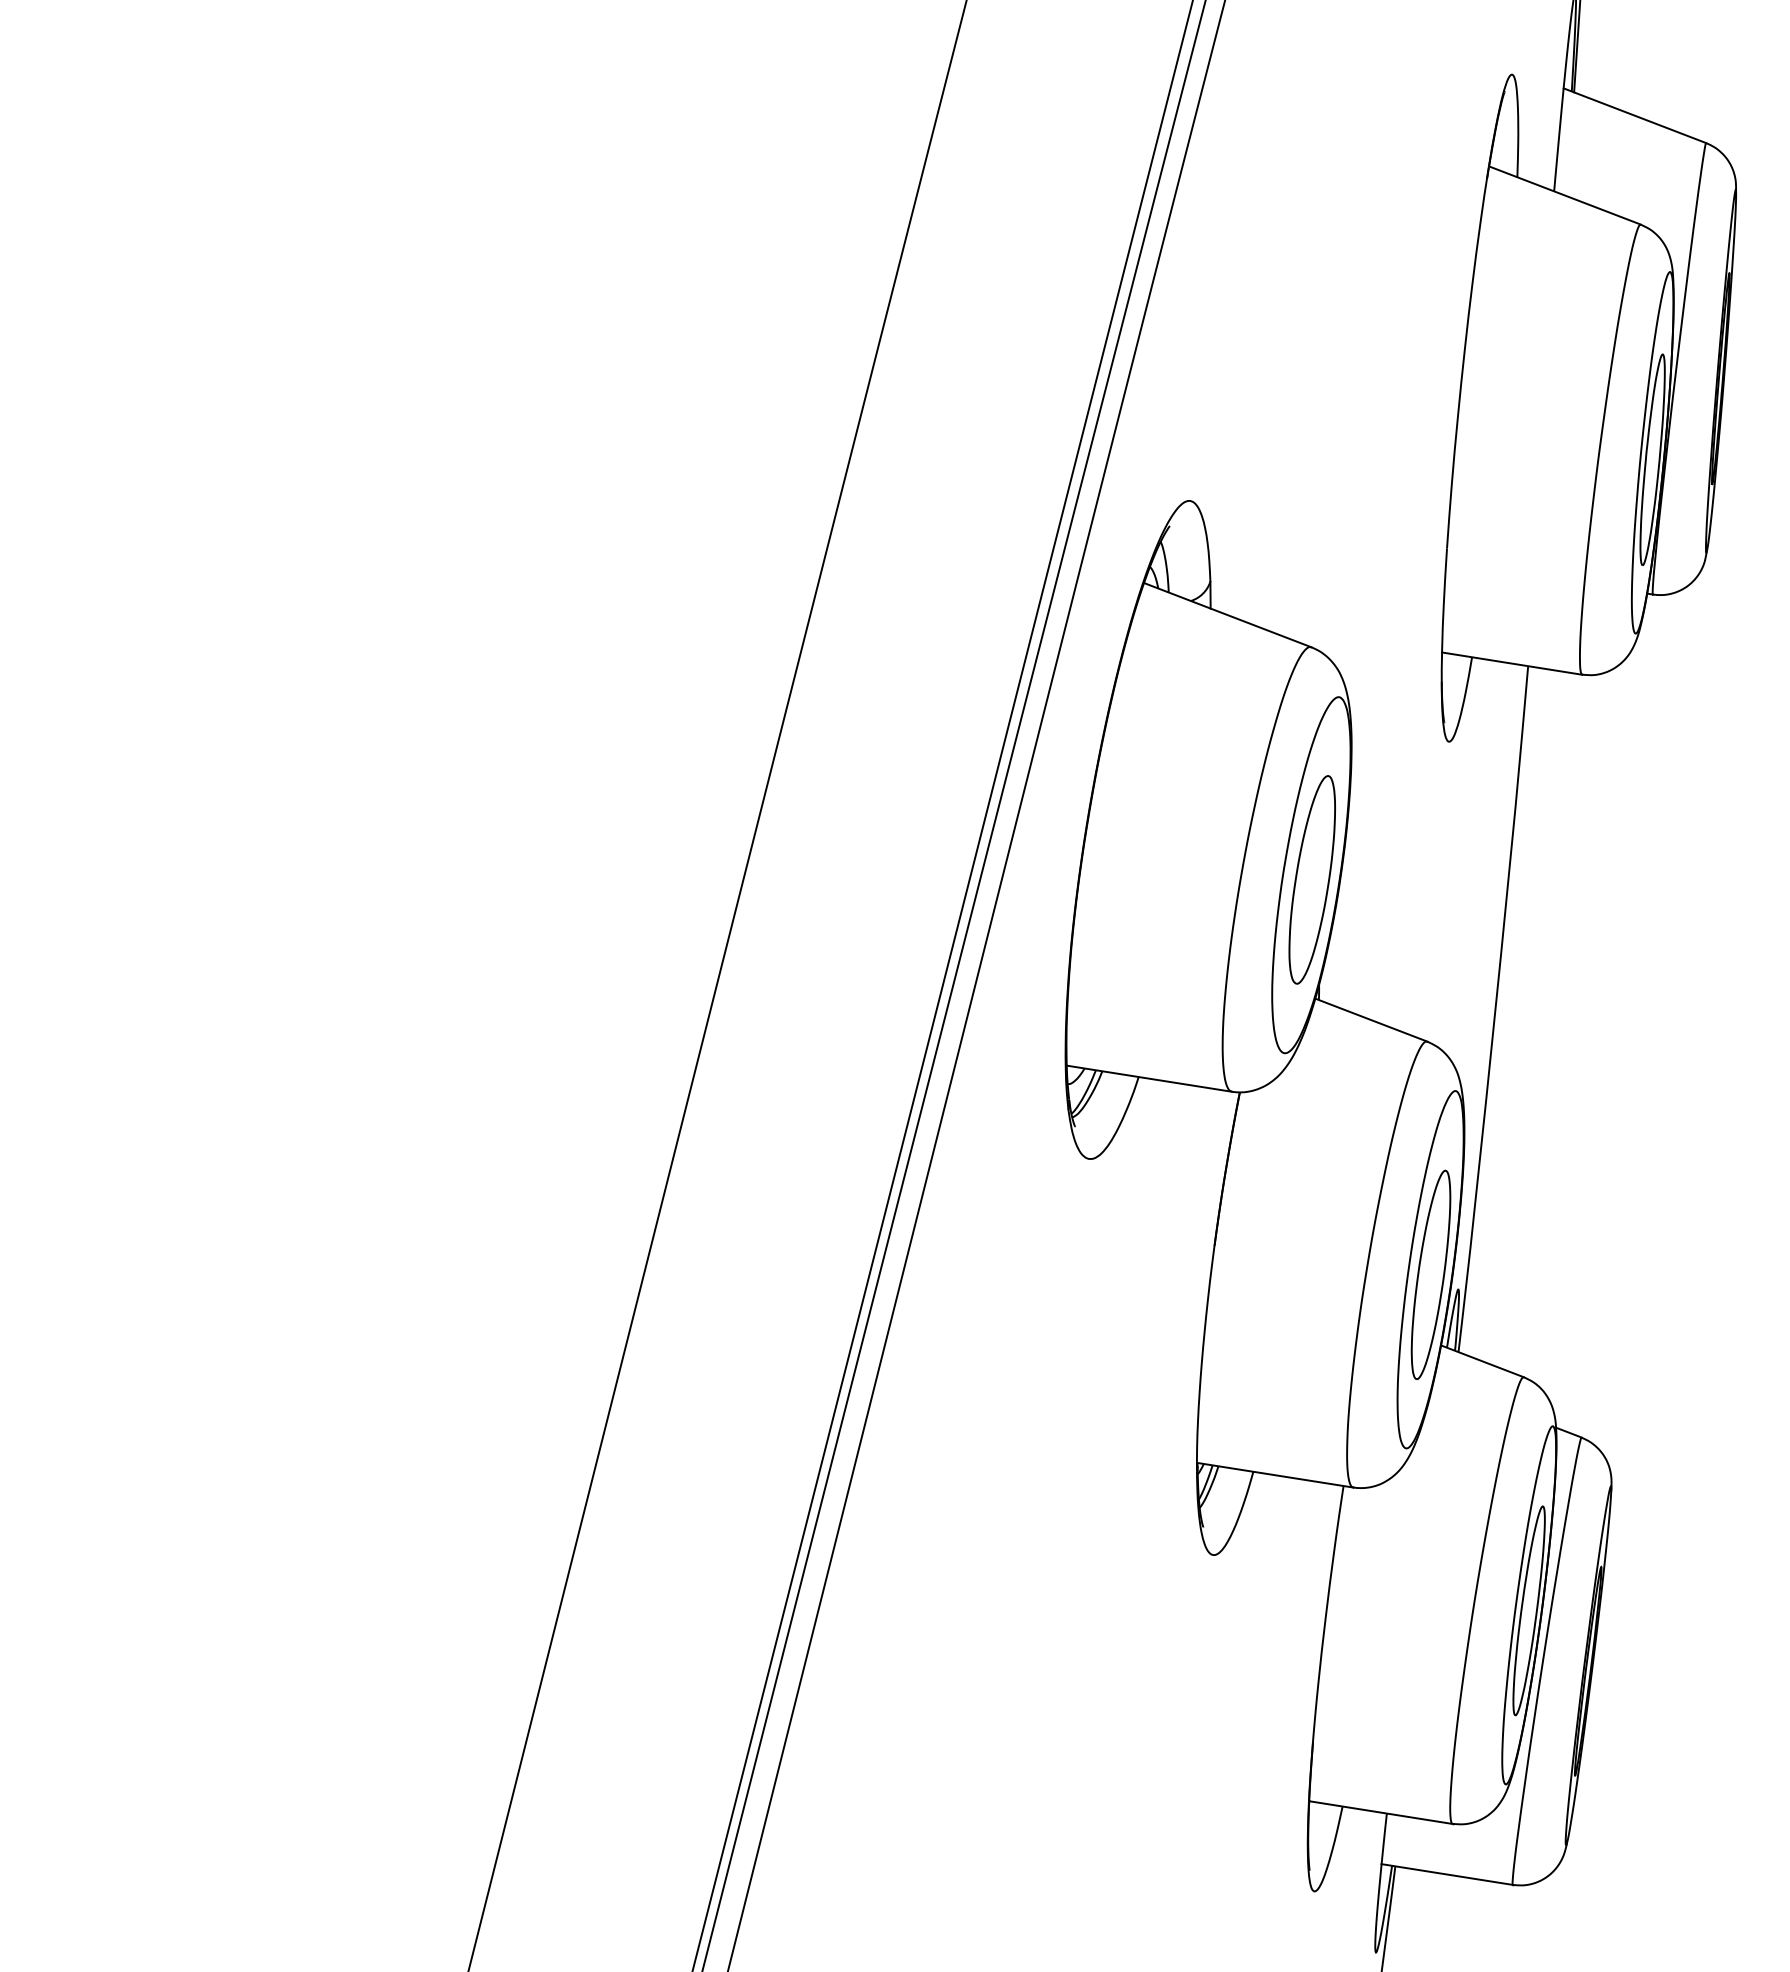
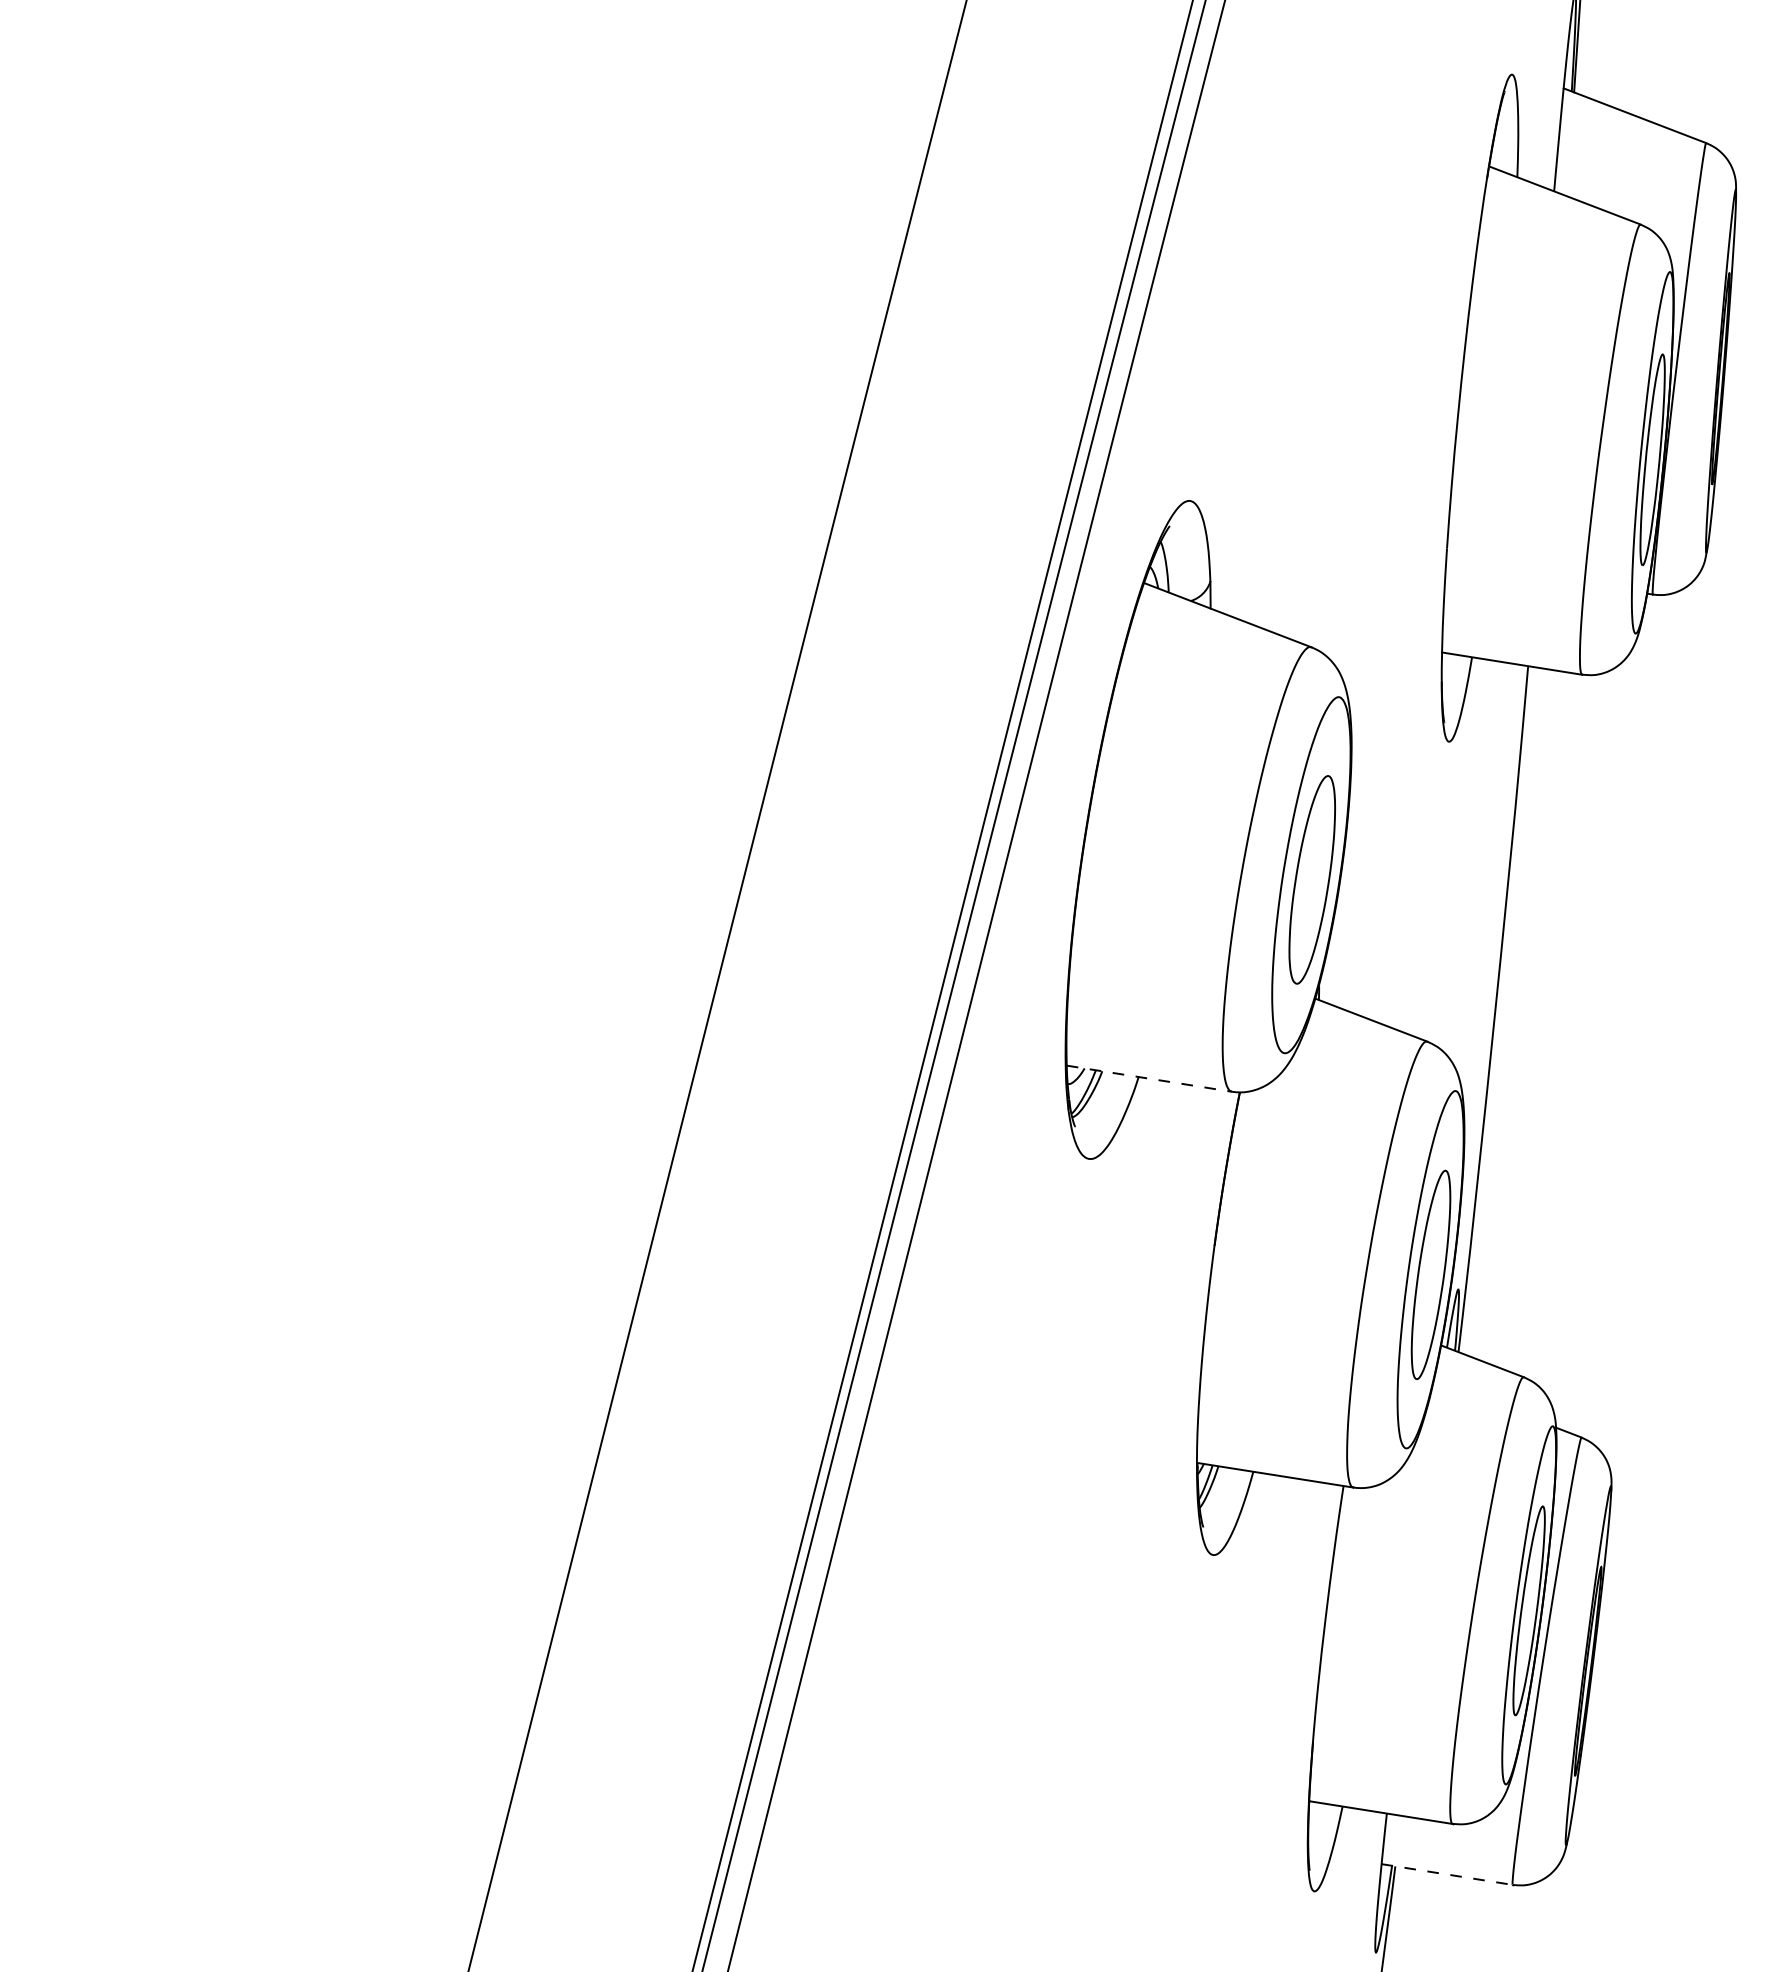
line: solid -> dashed (1149, 1078)
line: solid -> dashed (1447, 1874)
